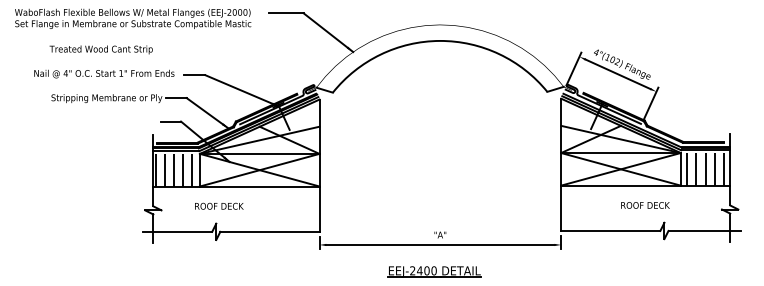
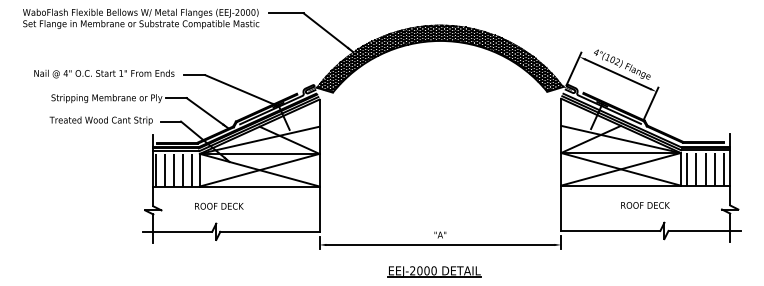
text position: (133, 18) -> (141, 18) (141, 18)
text position: (100, 49) -> (100, 120) (100, 120)
hatch: none -> present (440, 58)
text: EEJ-2400 -> EEJ-2000 (419, 270)
